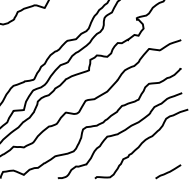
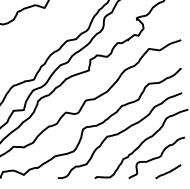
curve: none -> present (156, 157)
